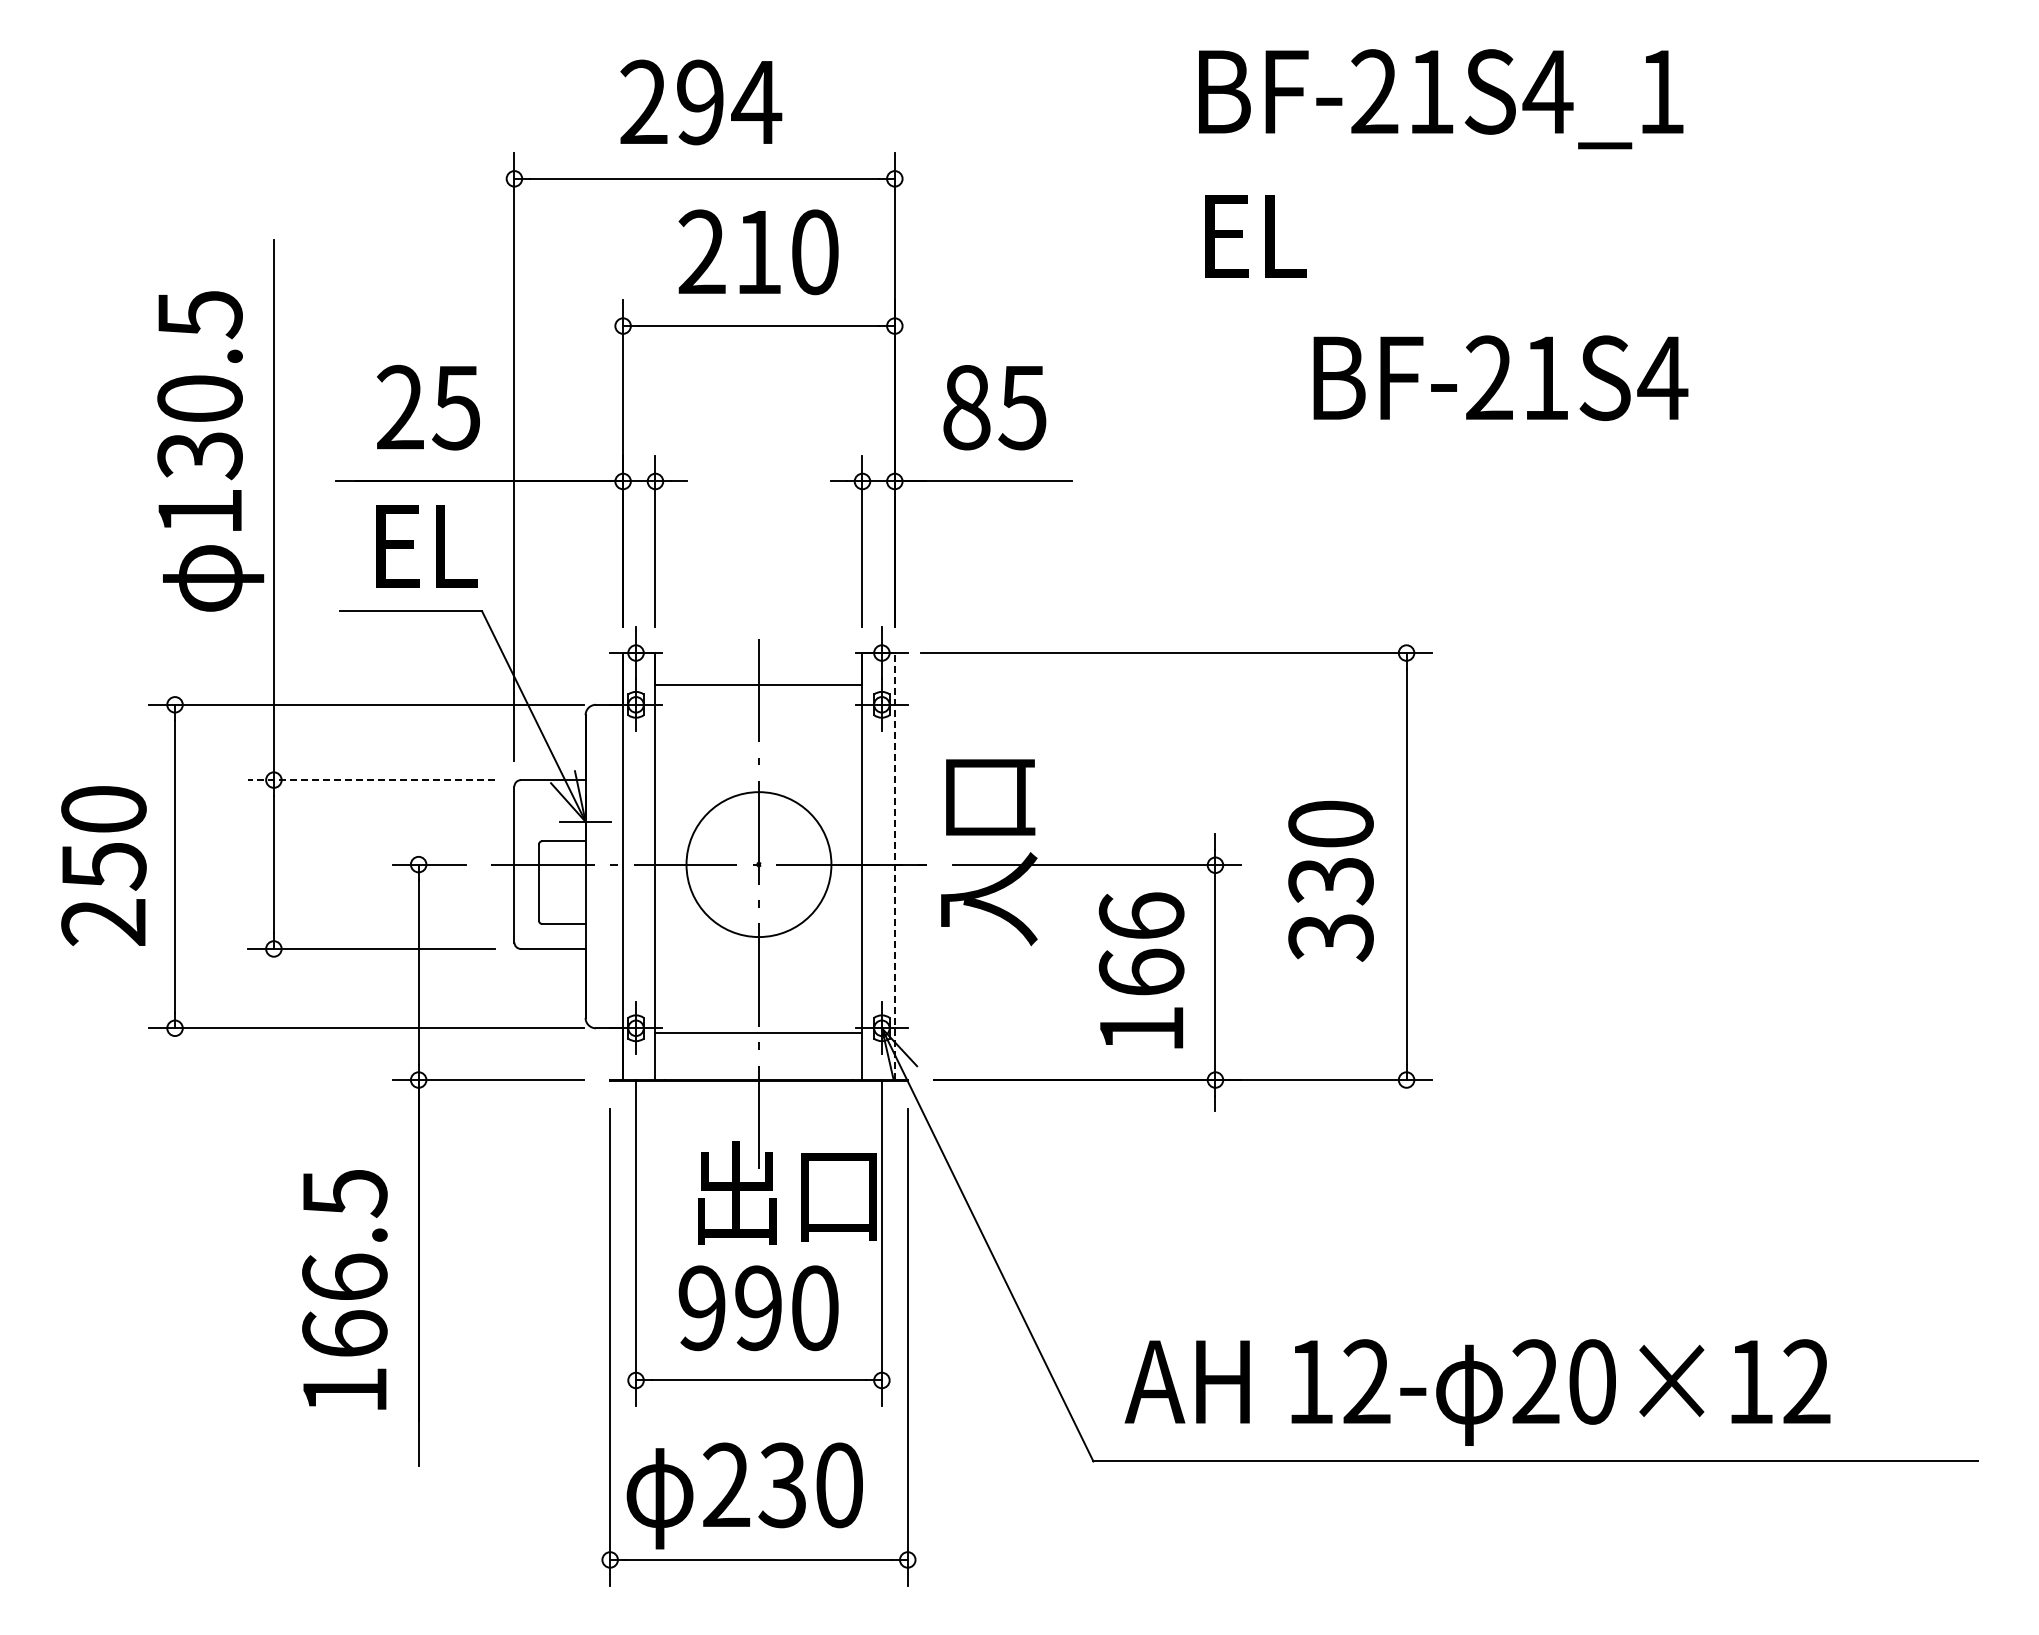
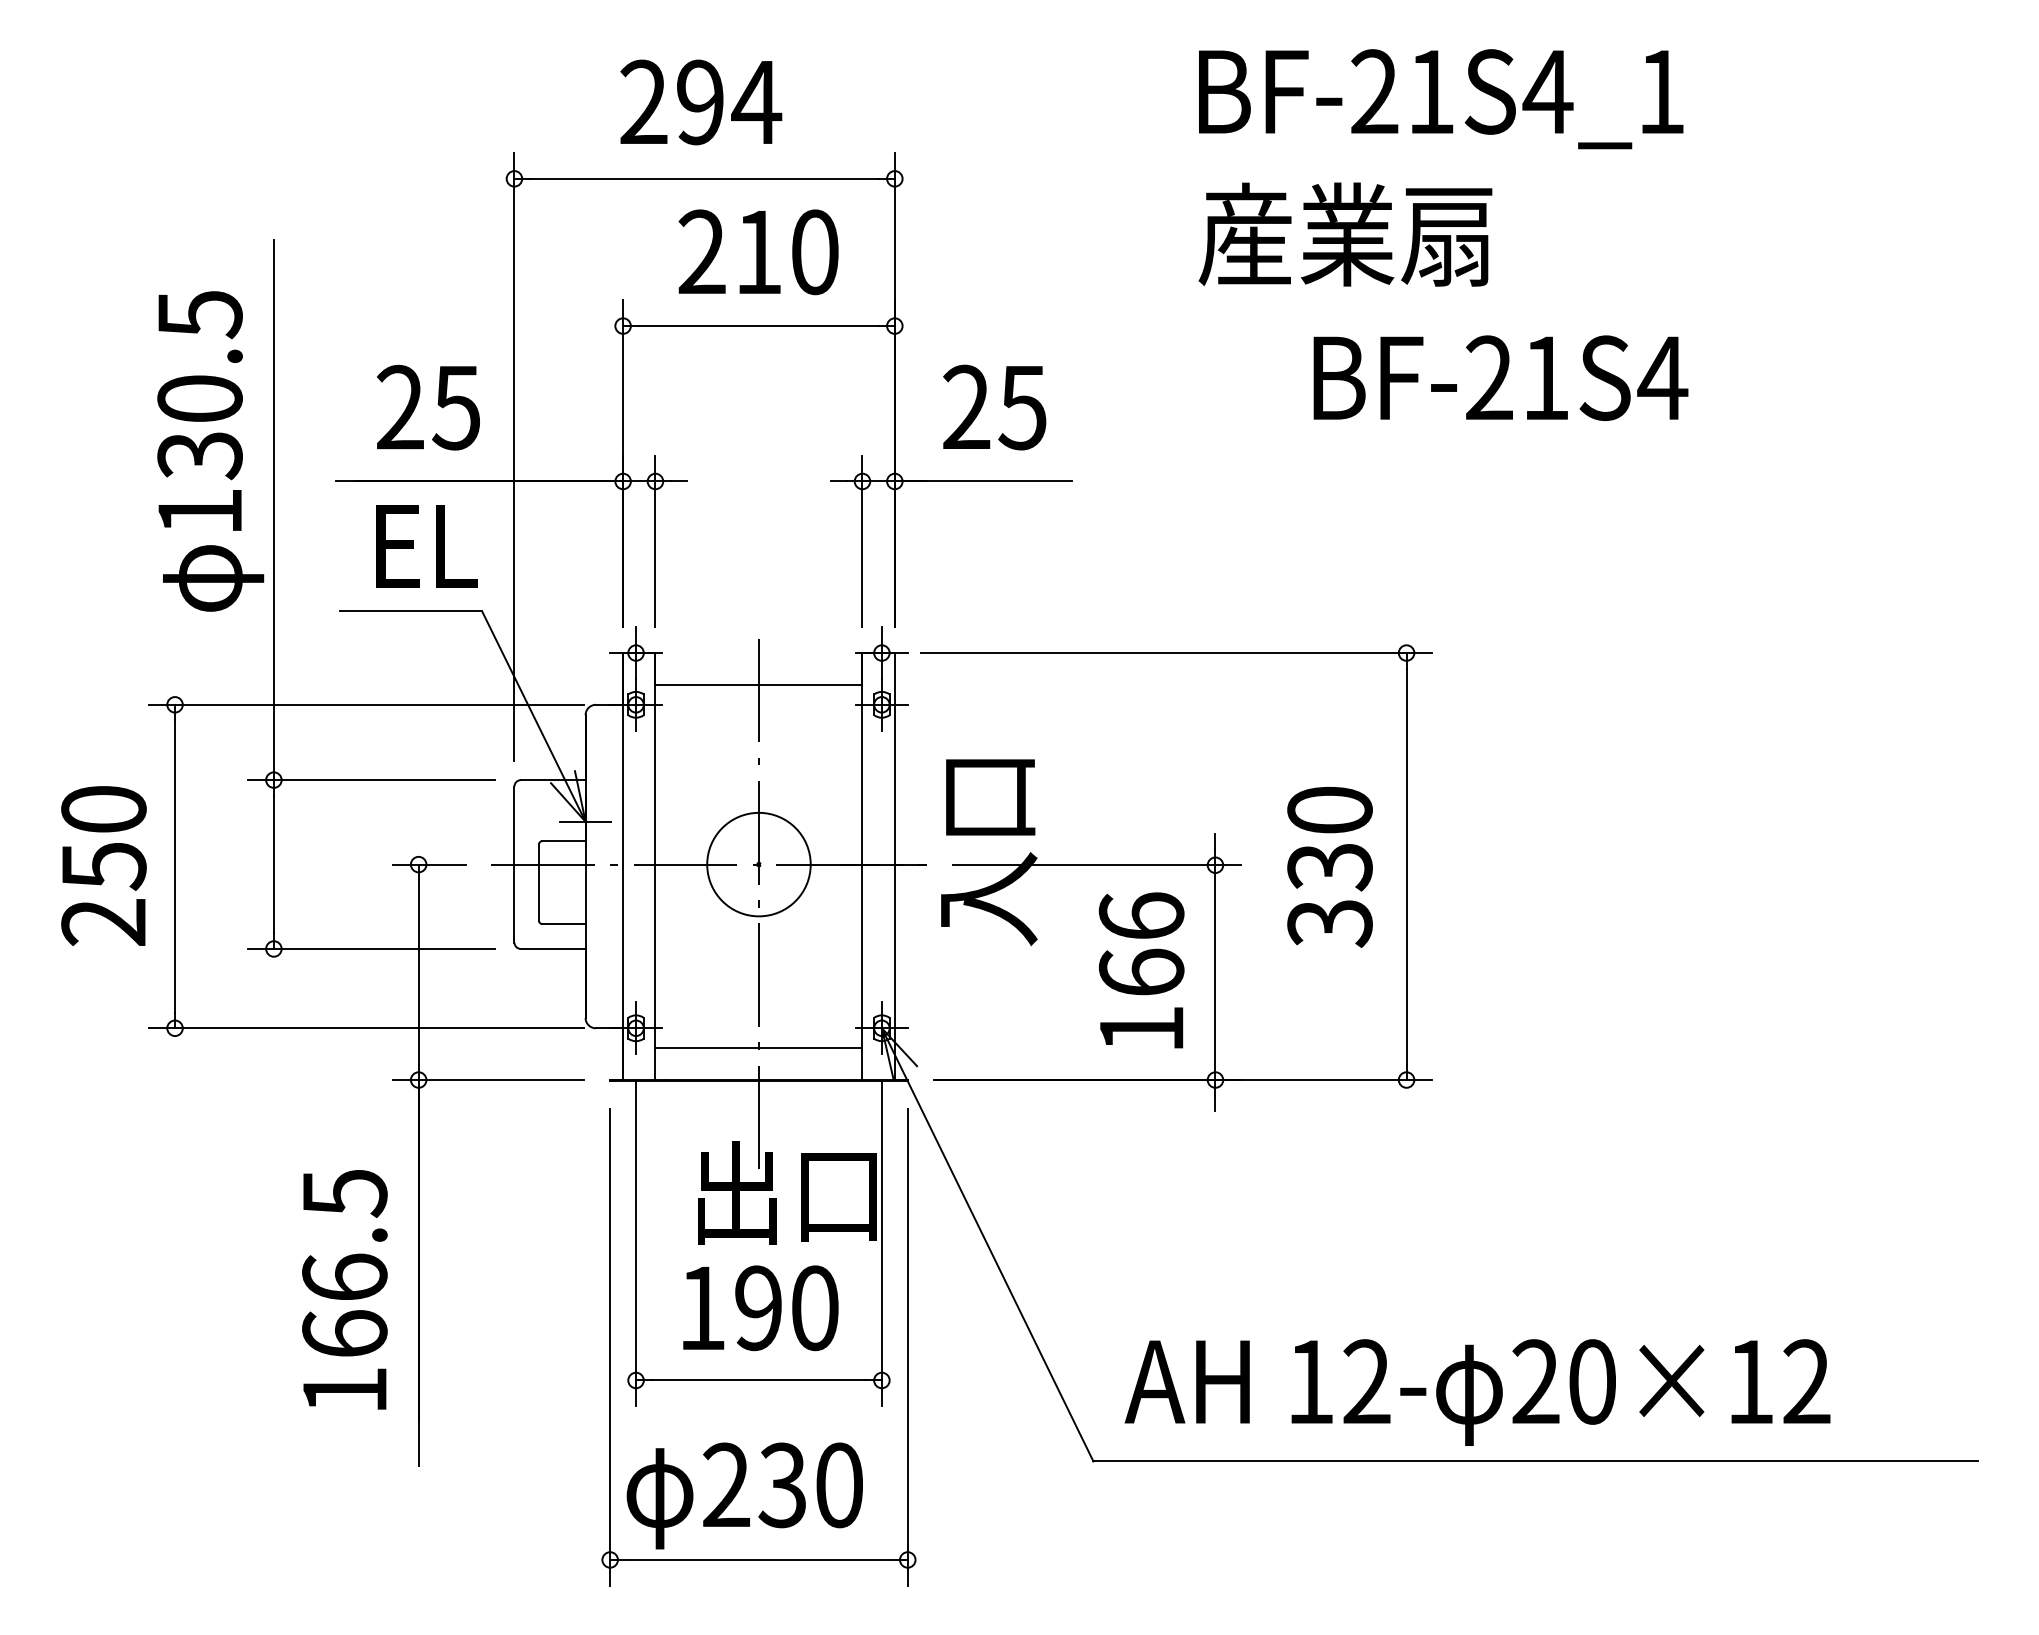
text: EL -> 産業扇 (1345, 234)
text: 85 -> 25 (966, 407)
line: dashed -> solid (371, 780)
circle diameter: 145 px -> 104 px (758, 864)
line: dashed -> solid (894, 866)
text position: (1330, 881) -> (1329, 867) (1329, 867)
line position: (758, 1032) -> (758, 1047) (758, 1047)
text: 990 -> 190 (701, 1308)
